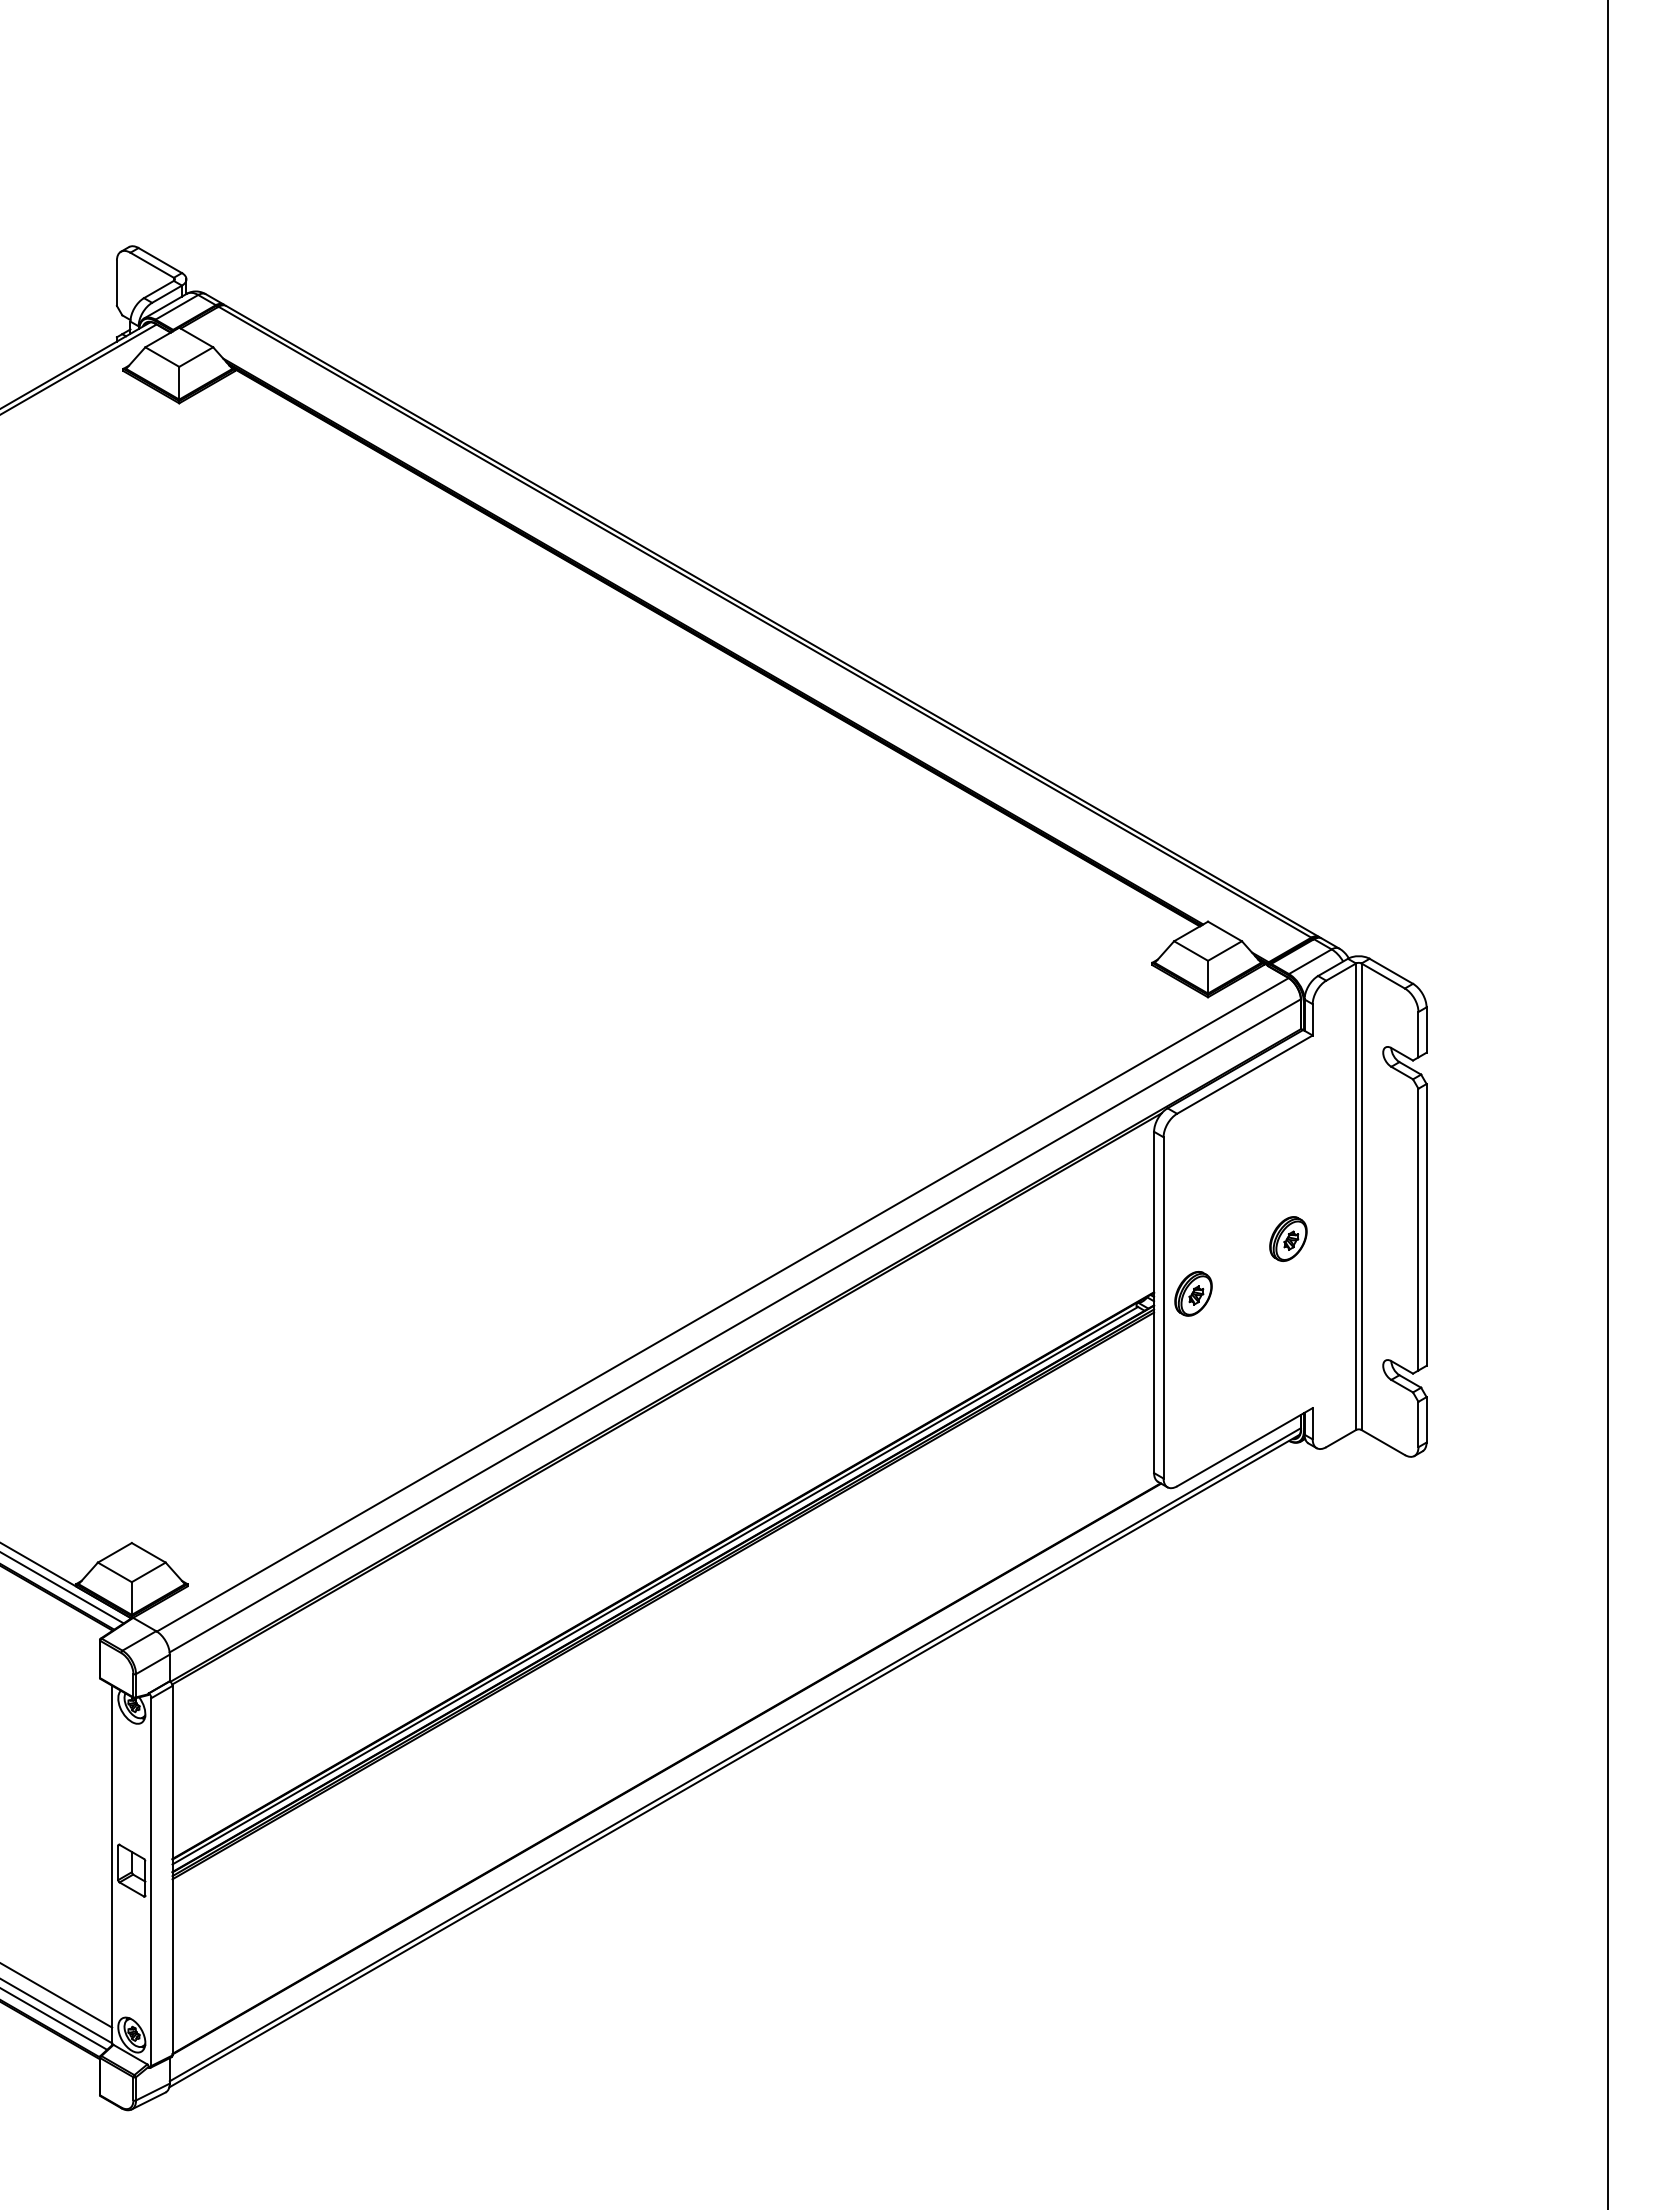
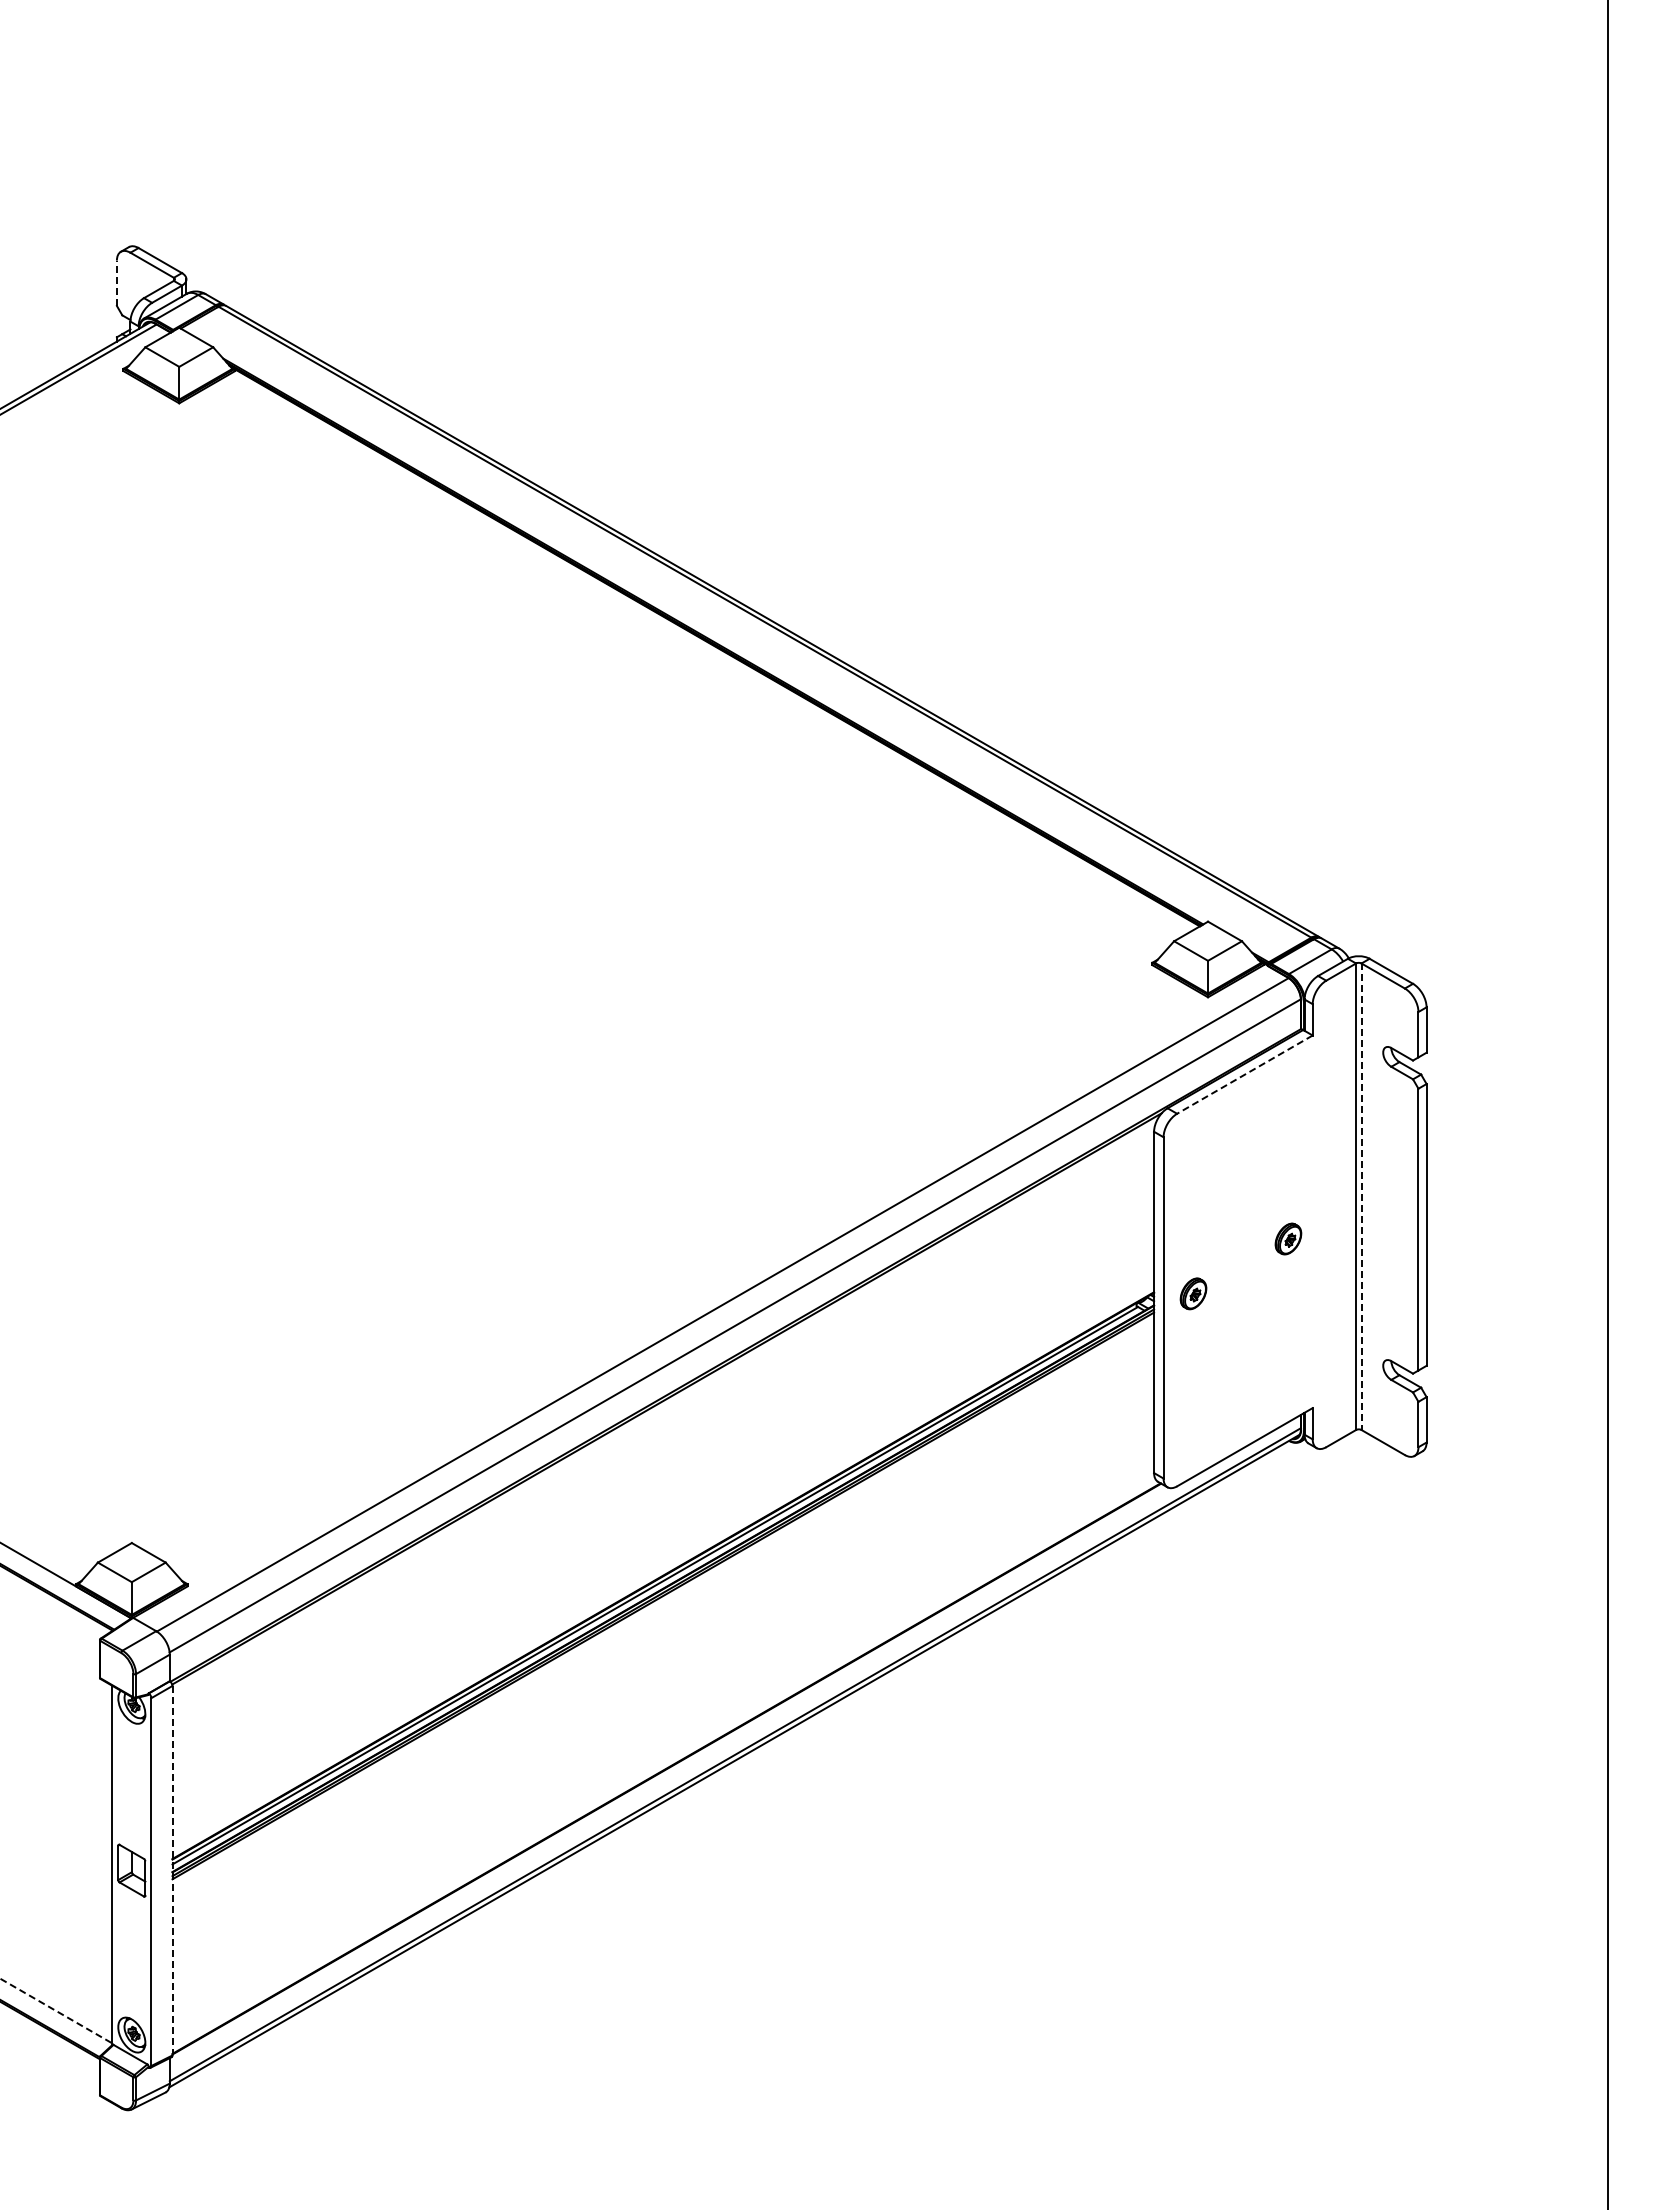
line: solid -> dashed (116, 283)
line: solid -> dashed (1244, 1074)
line: solid -> dashed (1361, 1197)
part size: 39x46 px -> 29x34 px (1288, 1238)
part size: 39x46 px -> 29x34 px (1193, 1293)
line: present -> none (62, 1588)
line: solid -> dashed (172, 1870)
line: present -> none (57, 1995)
line: solid -> dashed (56, 2011)
line: present -> none (54, 2019)
